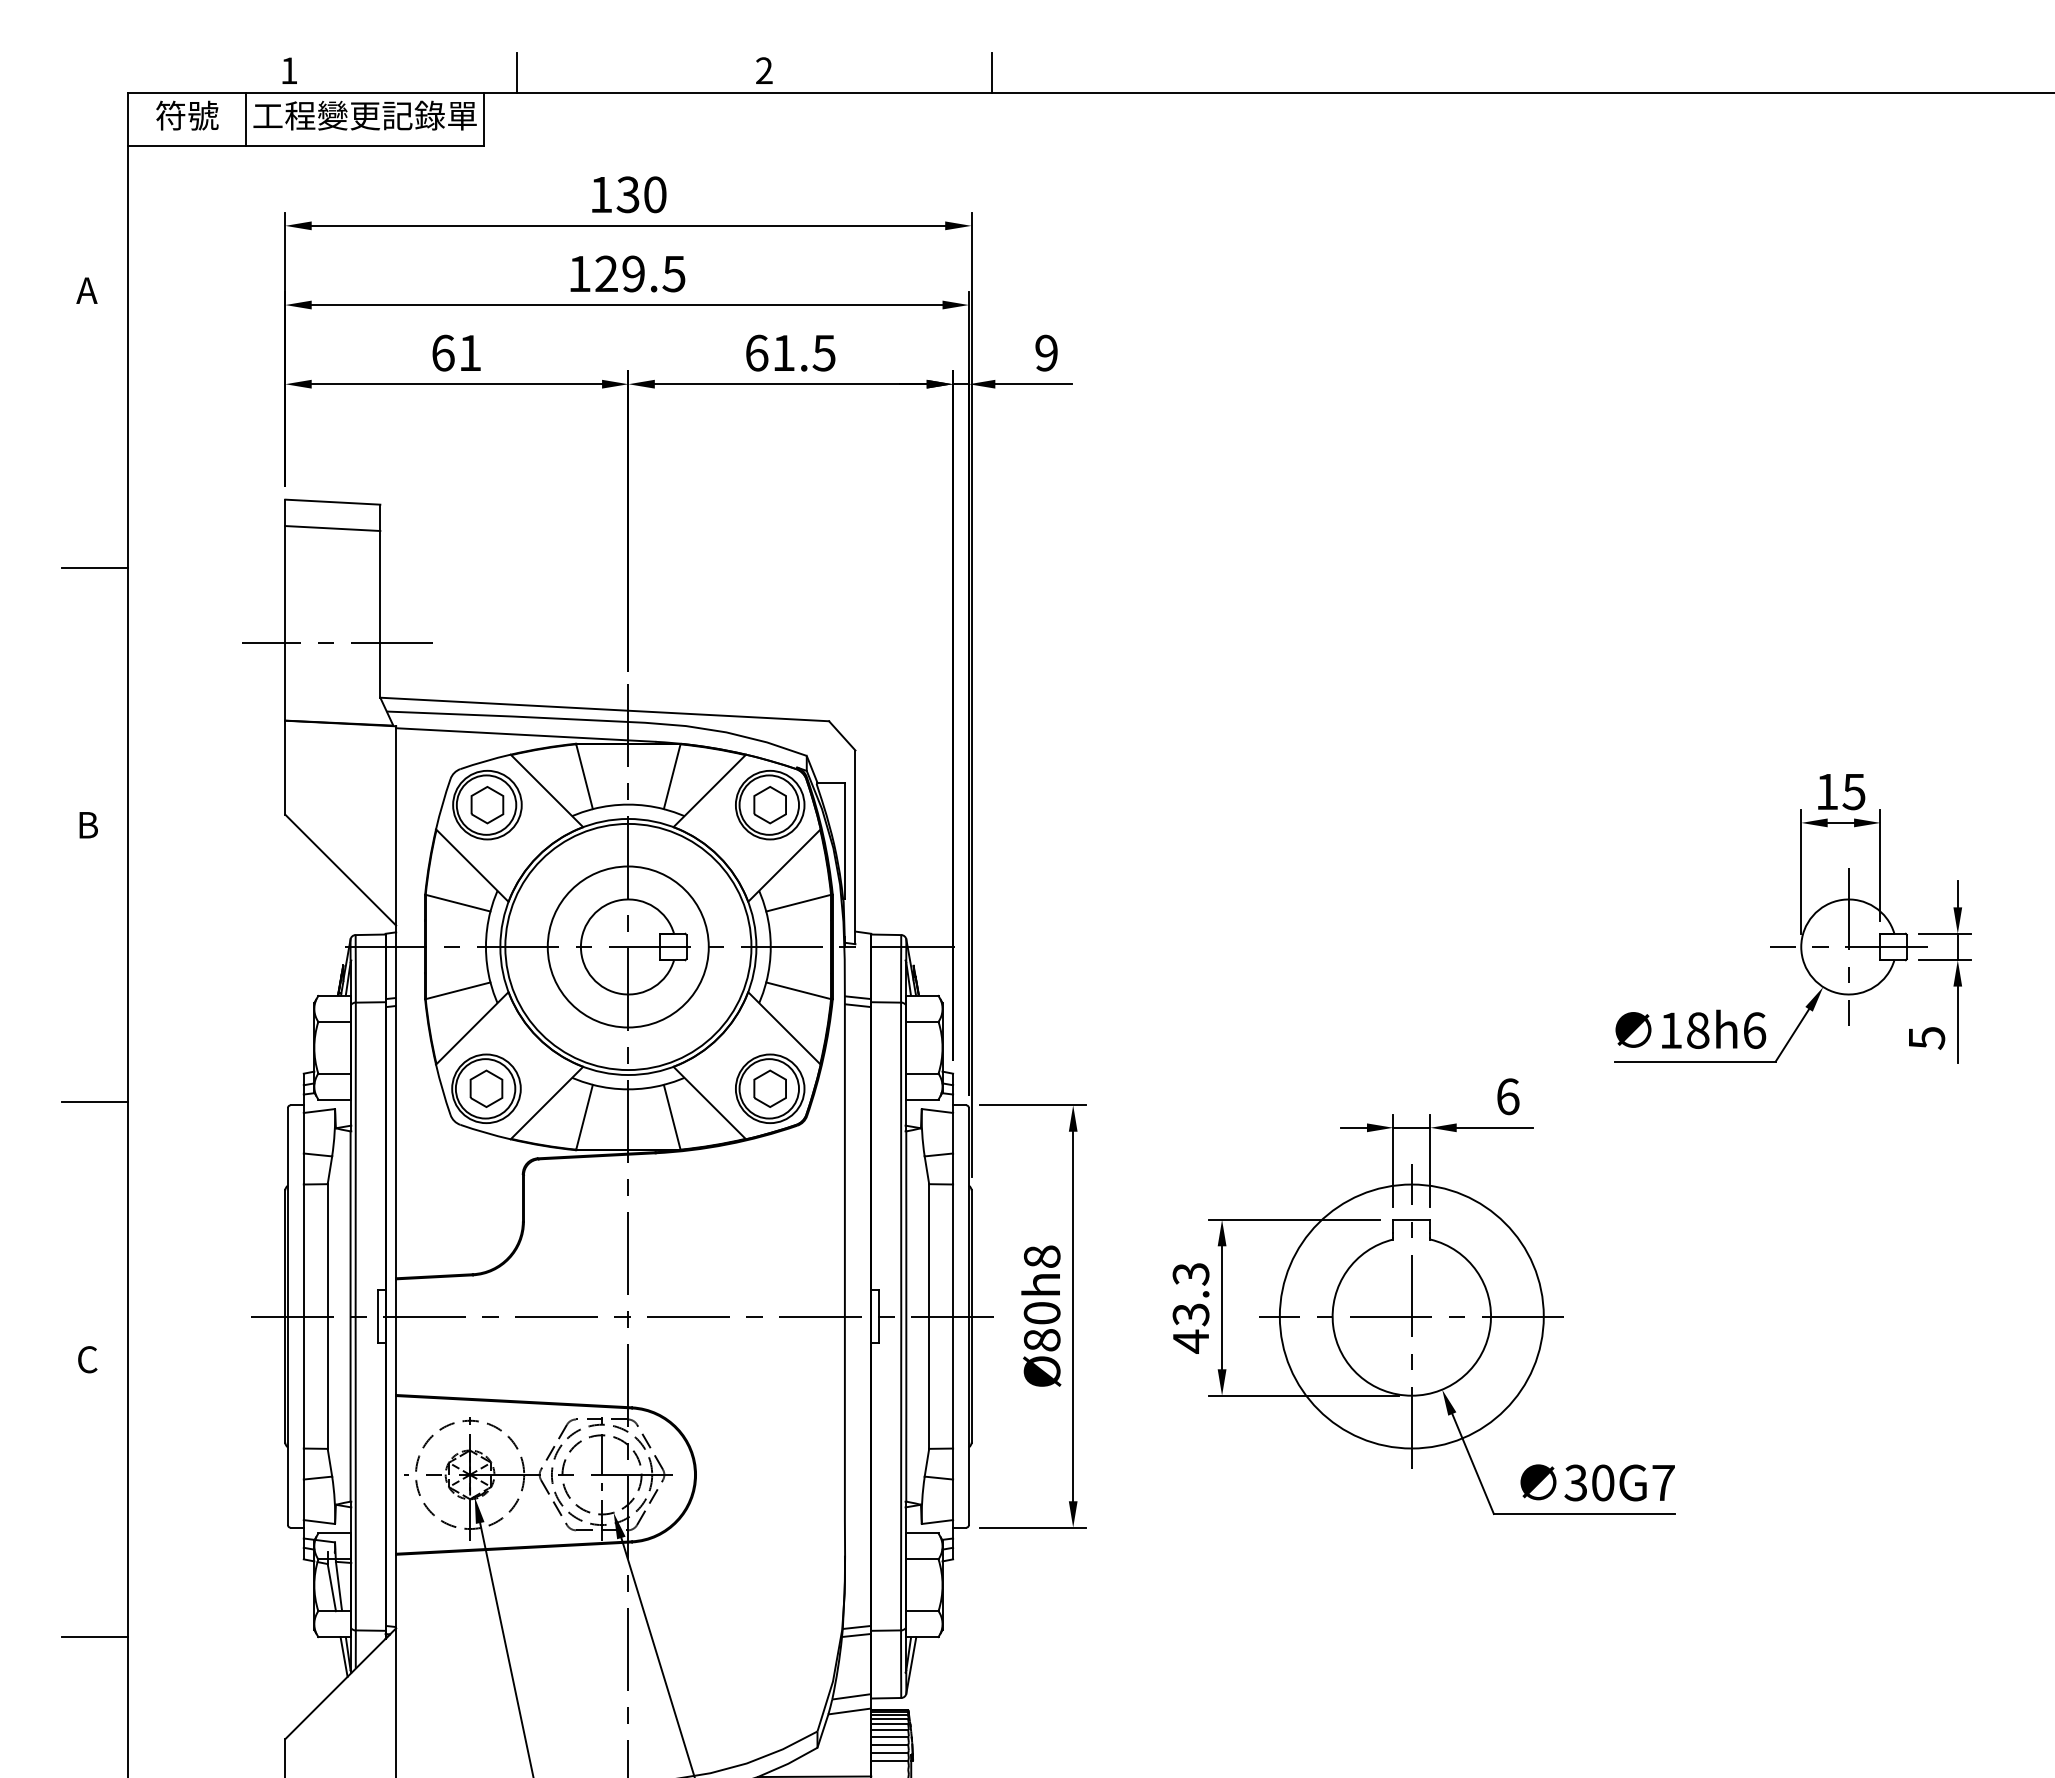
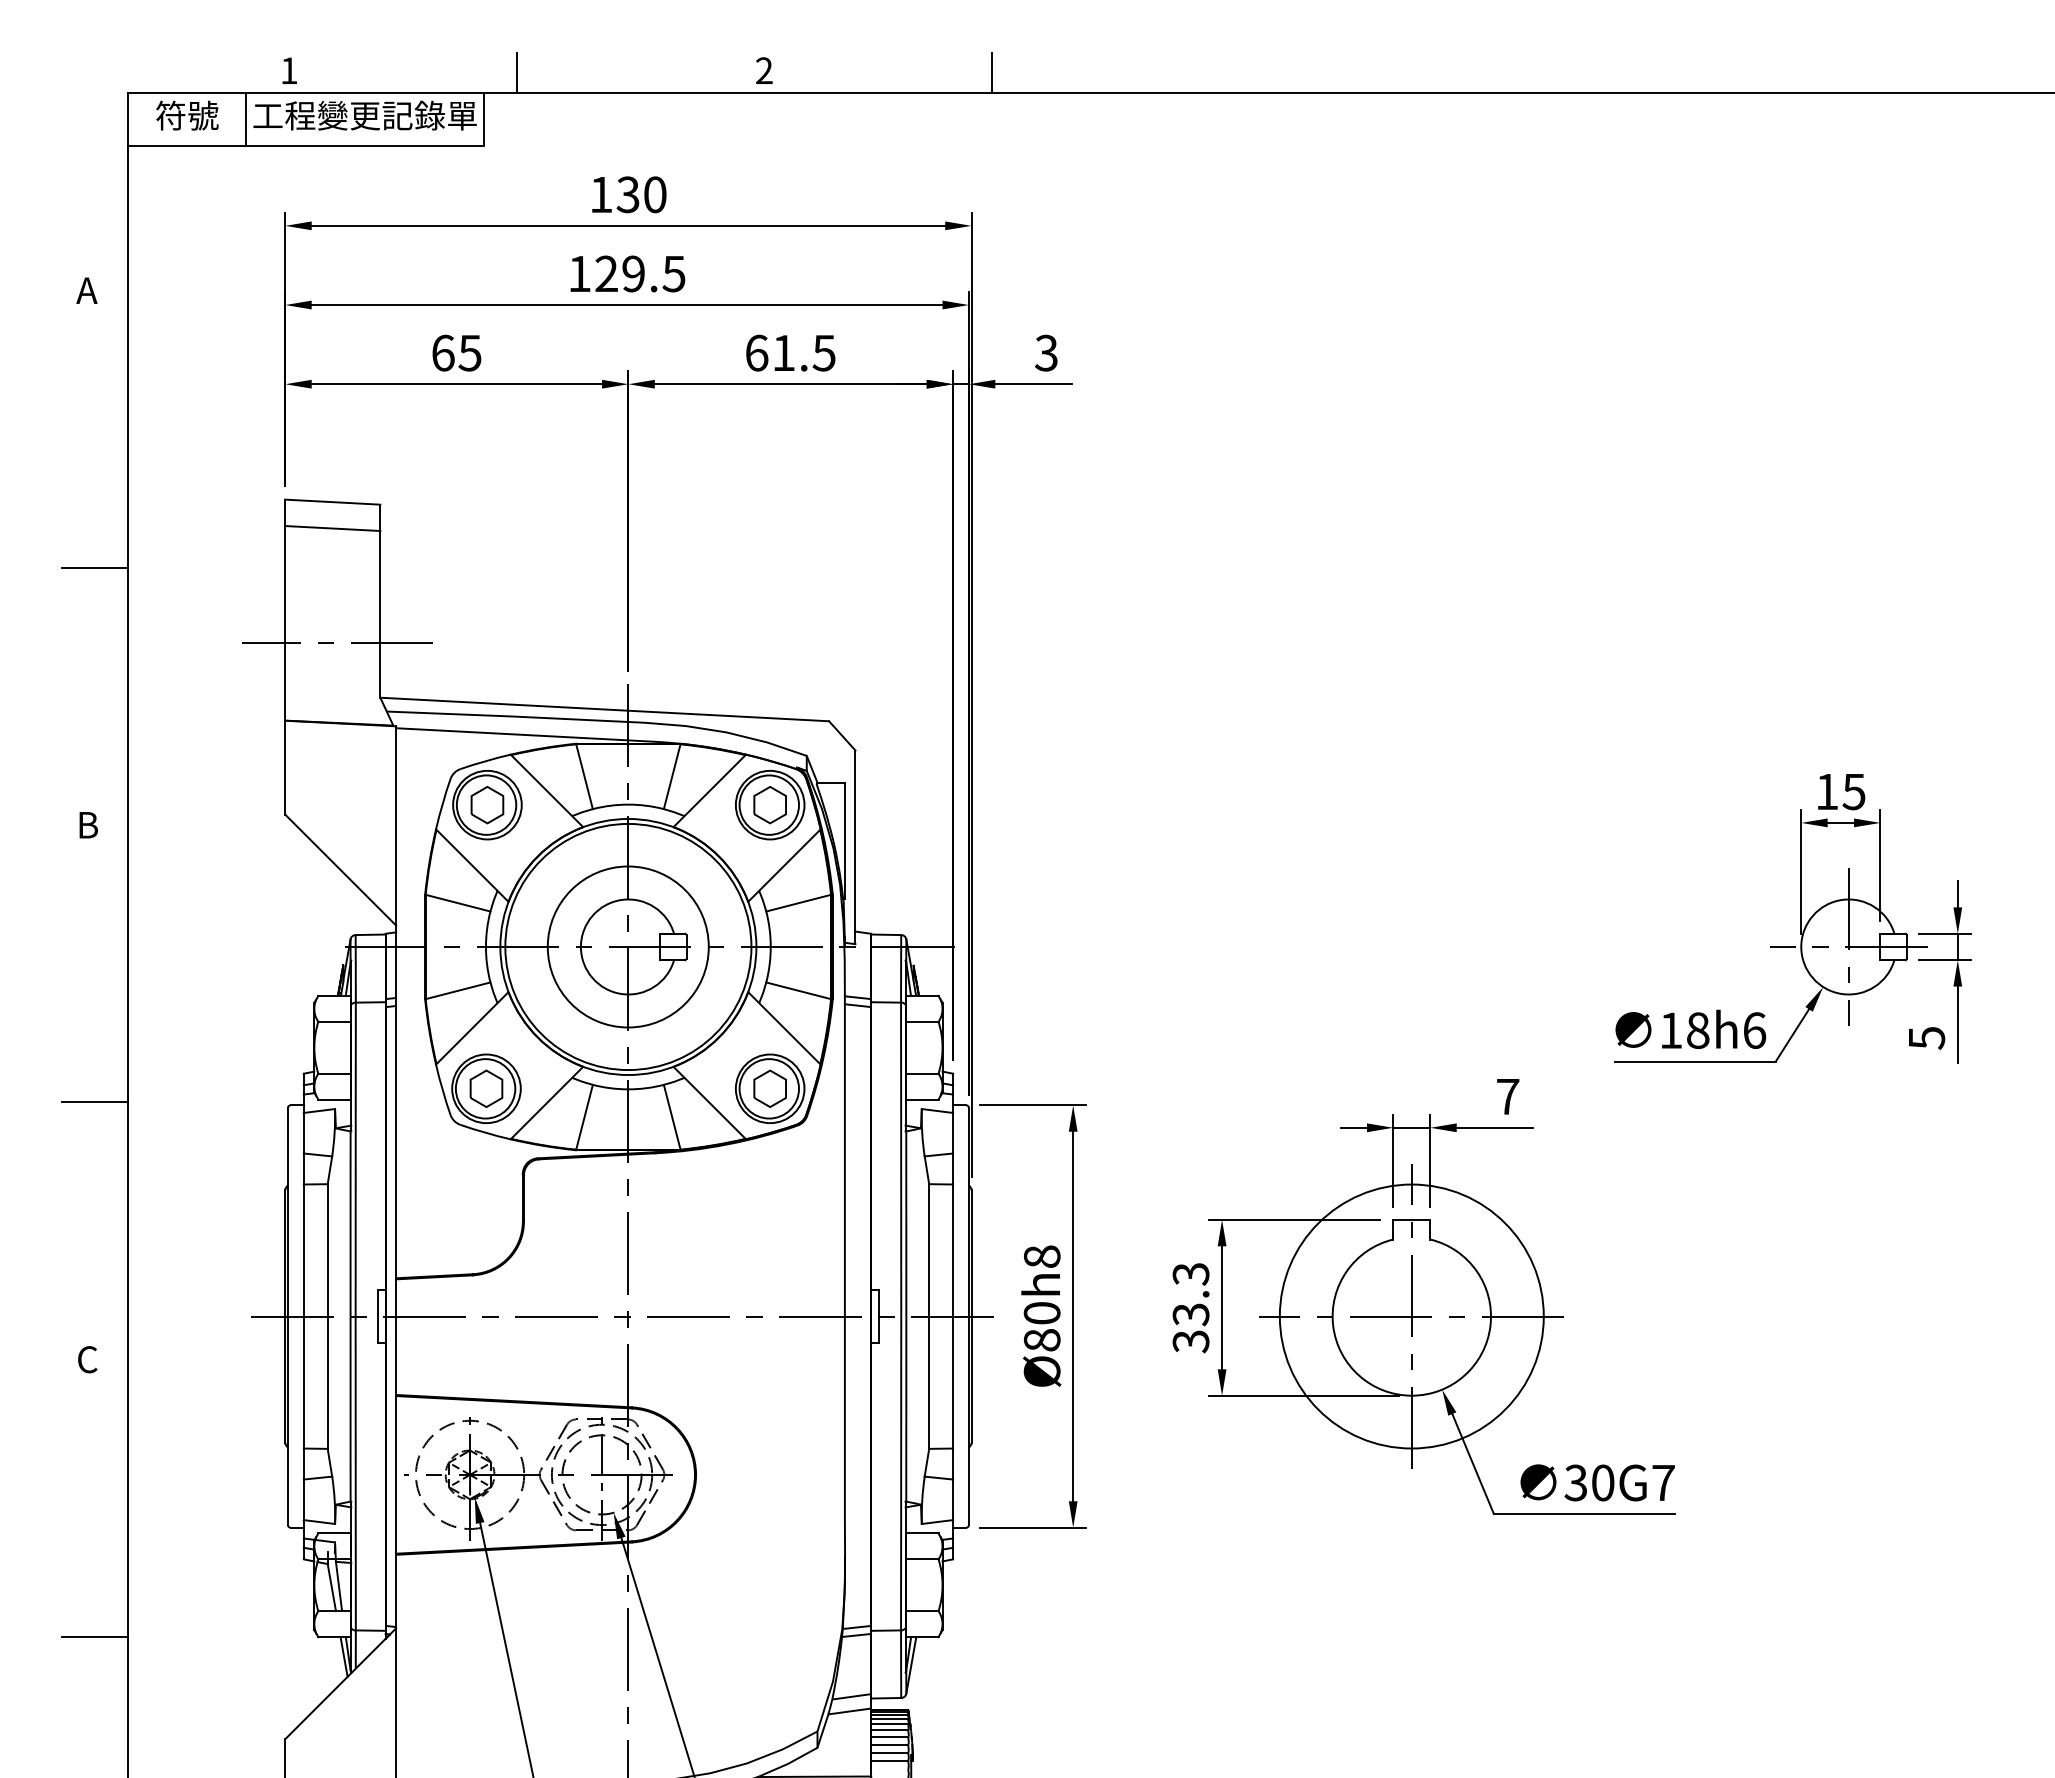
text: 61 -> 65 (469, 353)
text: 9 -> 3 (1046, 353)
text: 6 -> 7 (1508, 1096)
text: 43.3 -> 33.3 (1190, 1341)
